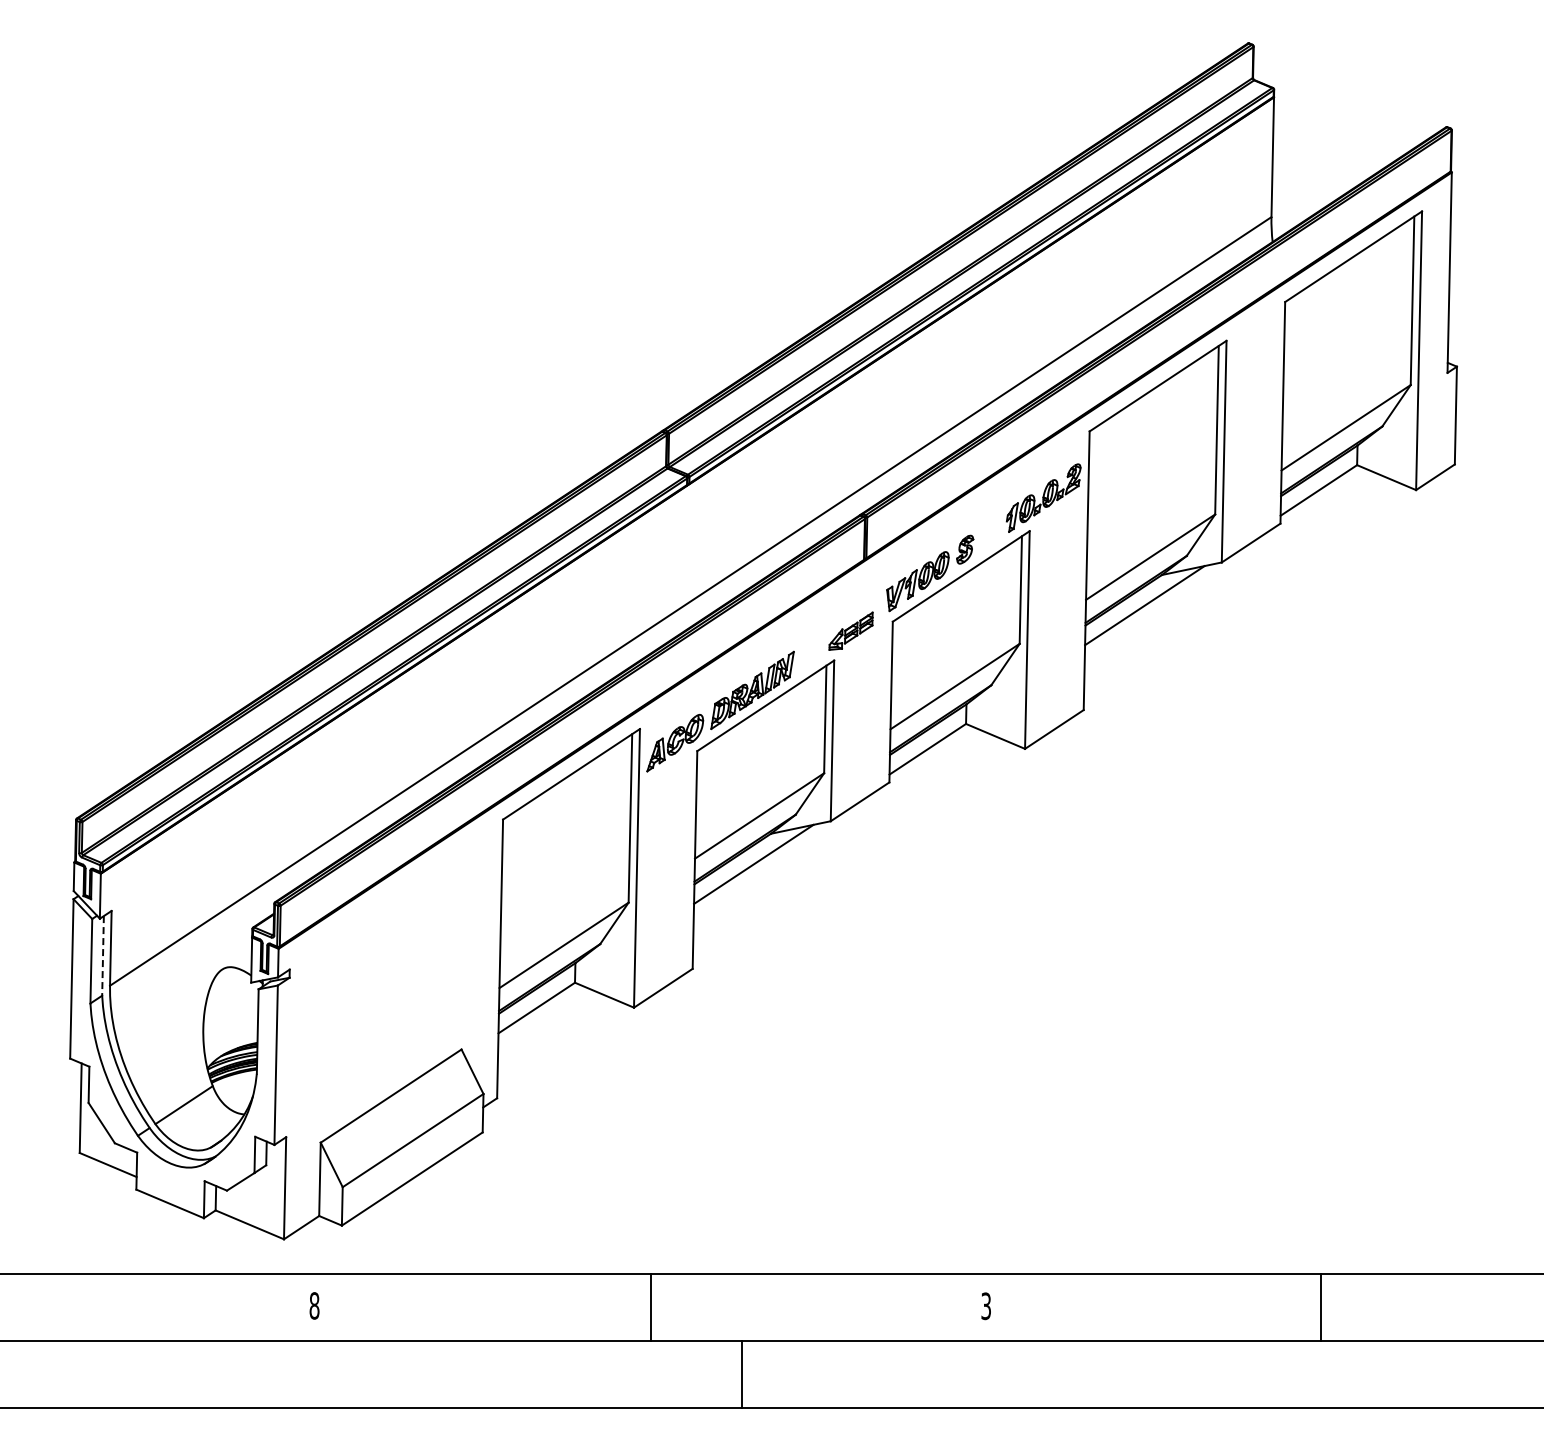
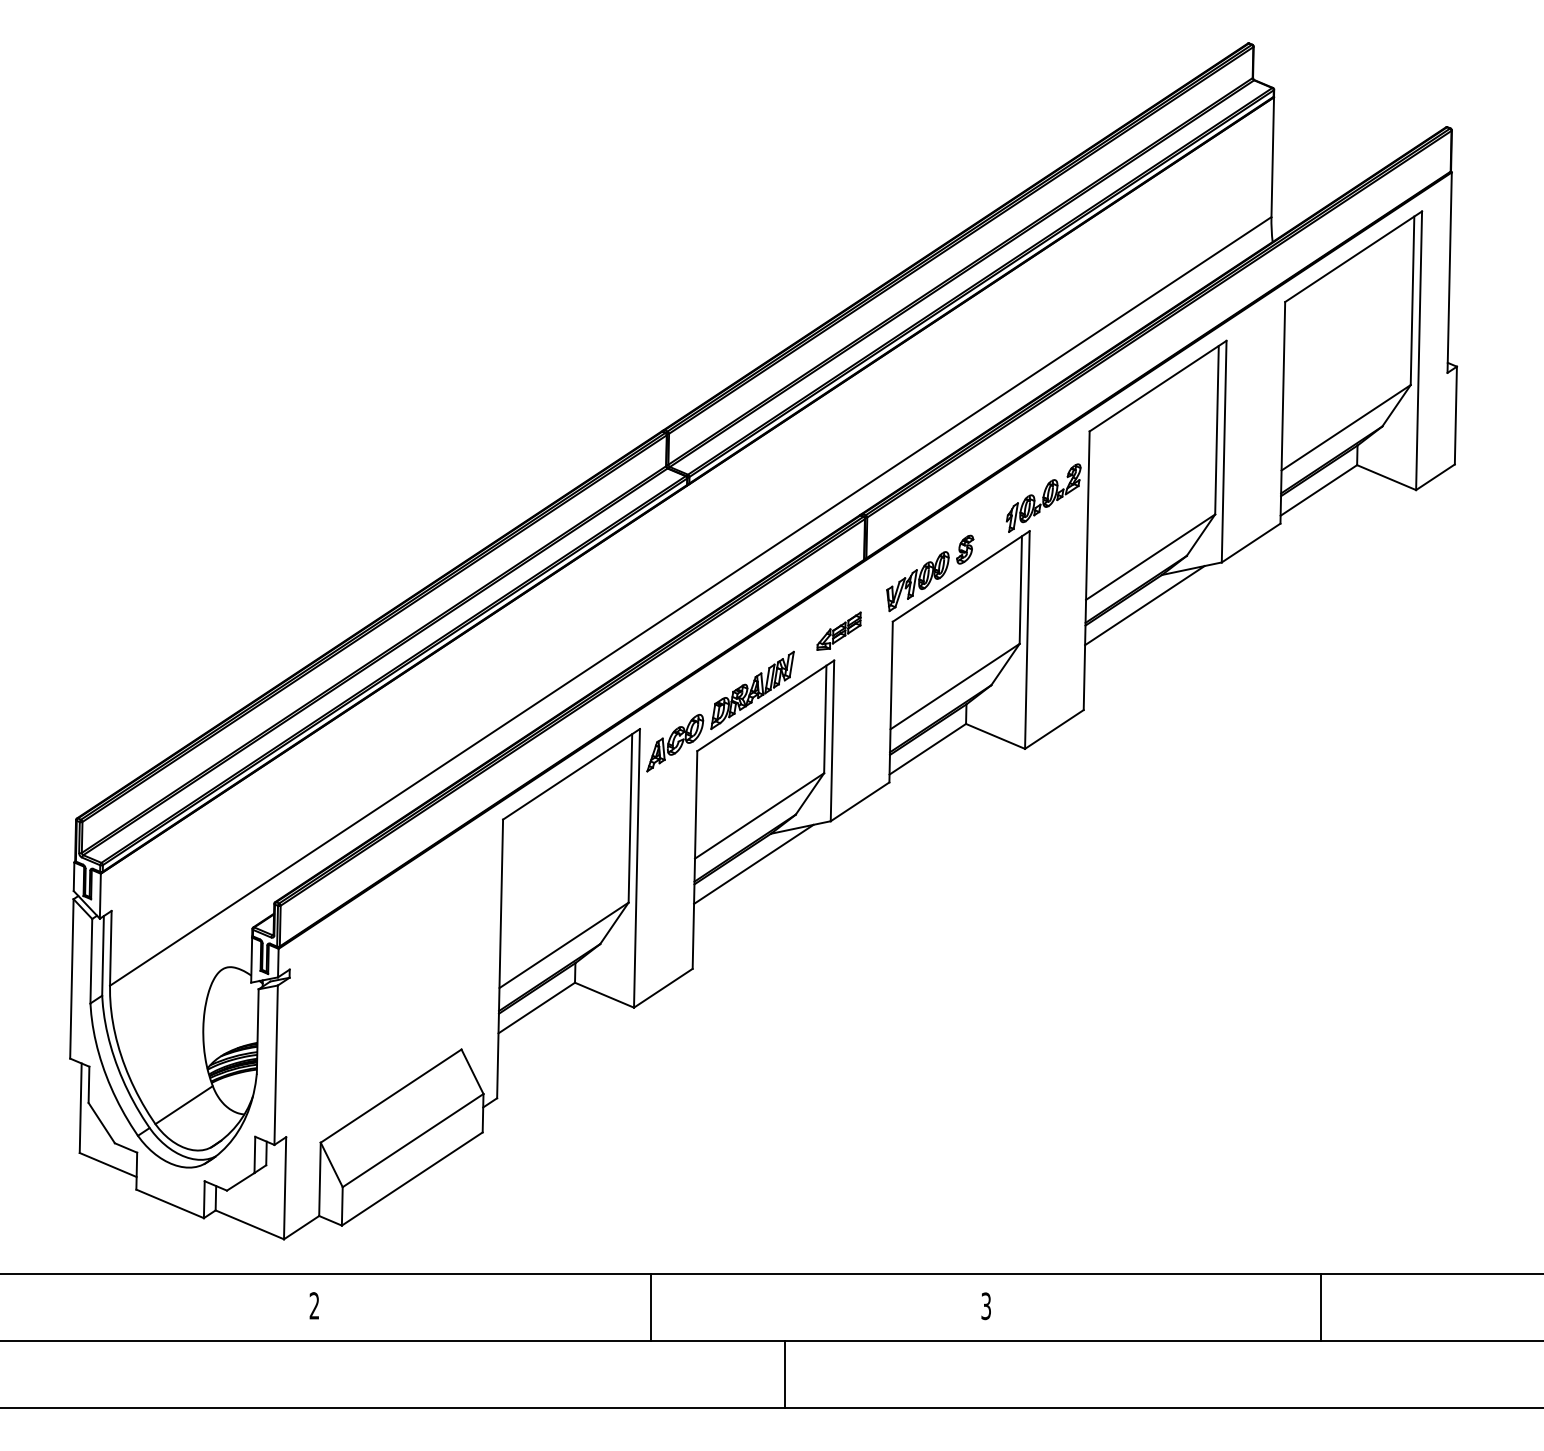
part position: (850, 630) -> (838, 630) (838, 630)
line: dashed -> solid (103, 955)
text: 8 -> 2 (314, 1305)
line position: (741, 1373) -> (784, 1373) (784, 1373)
